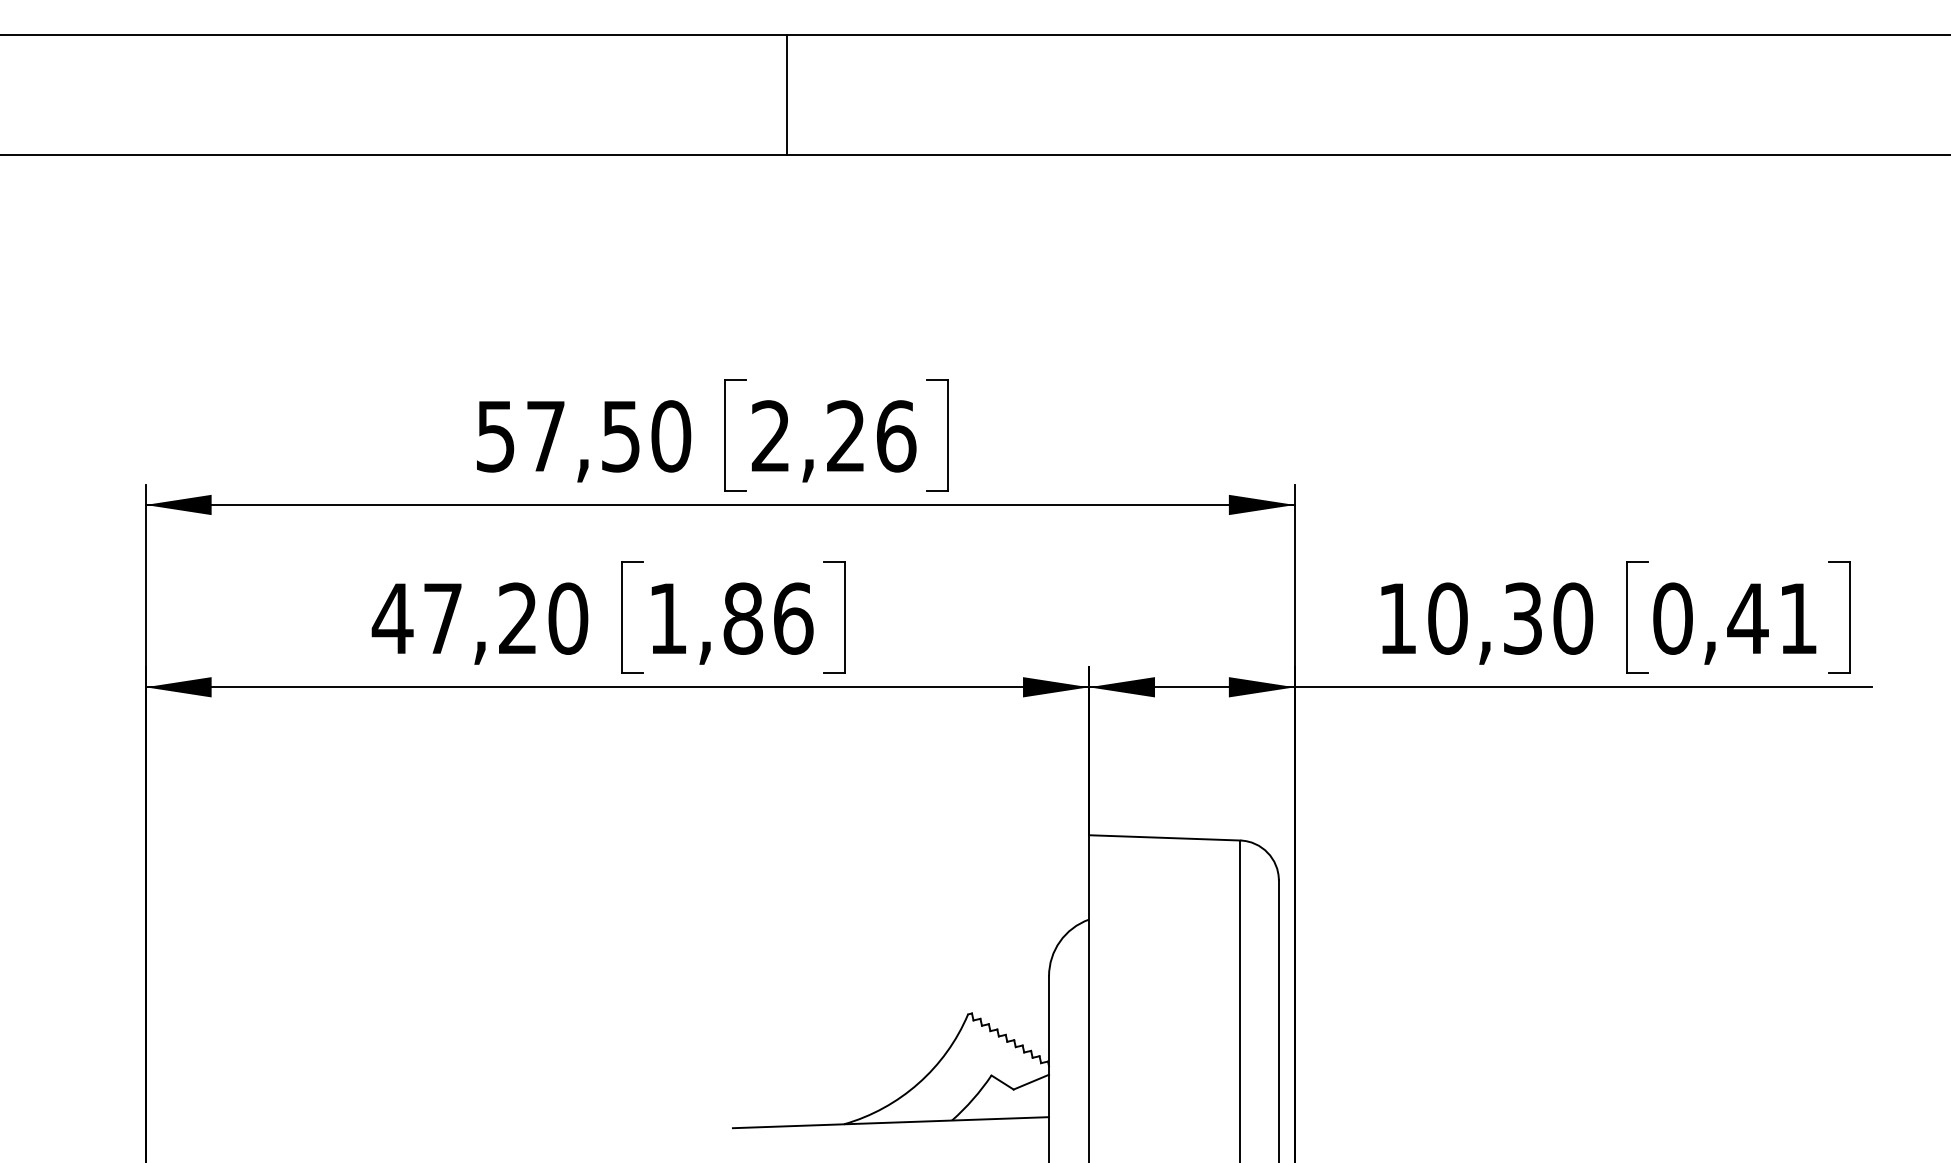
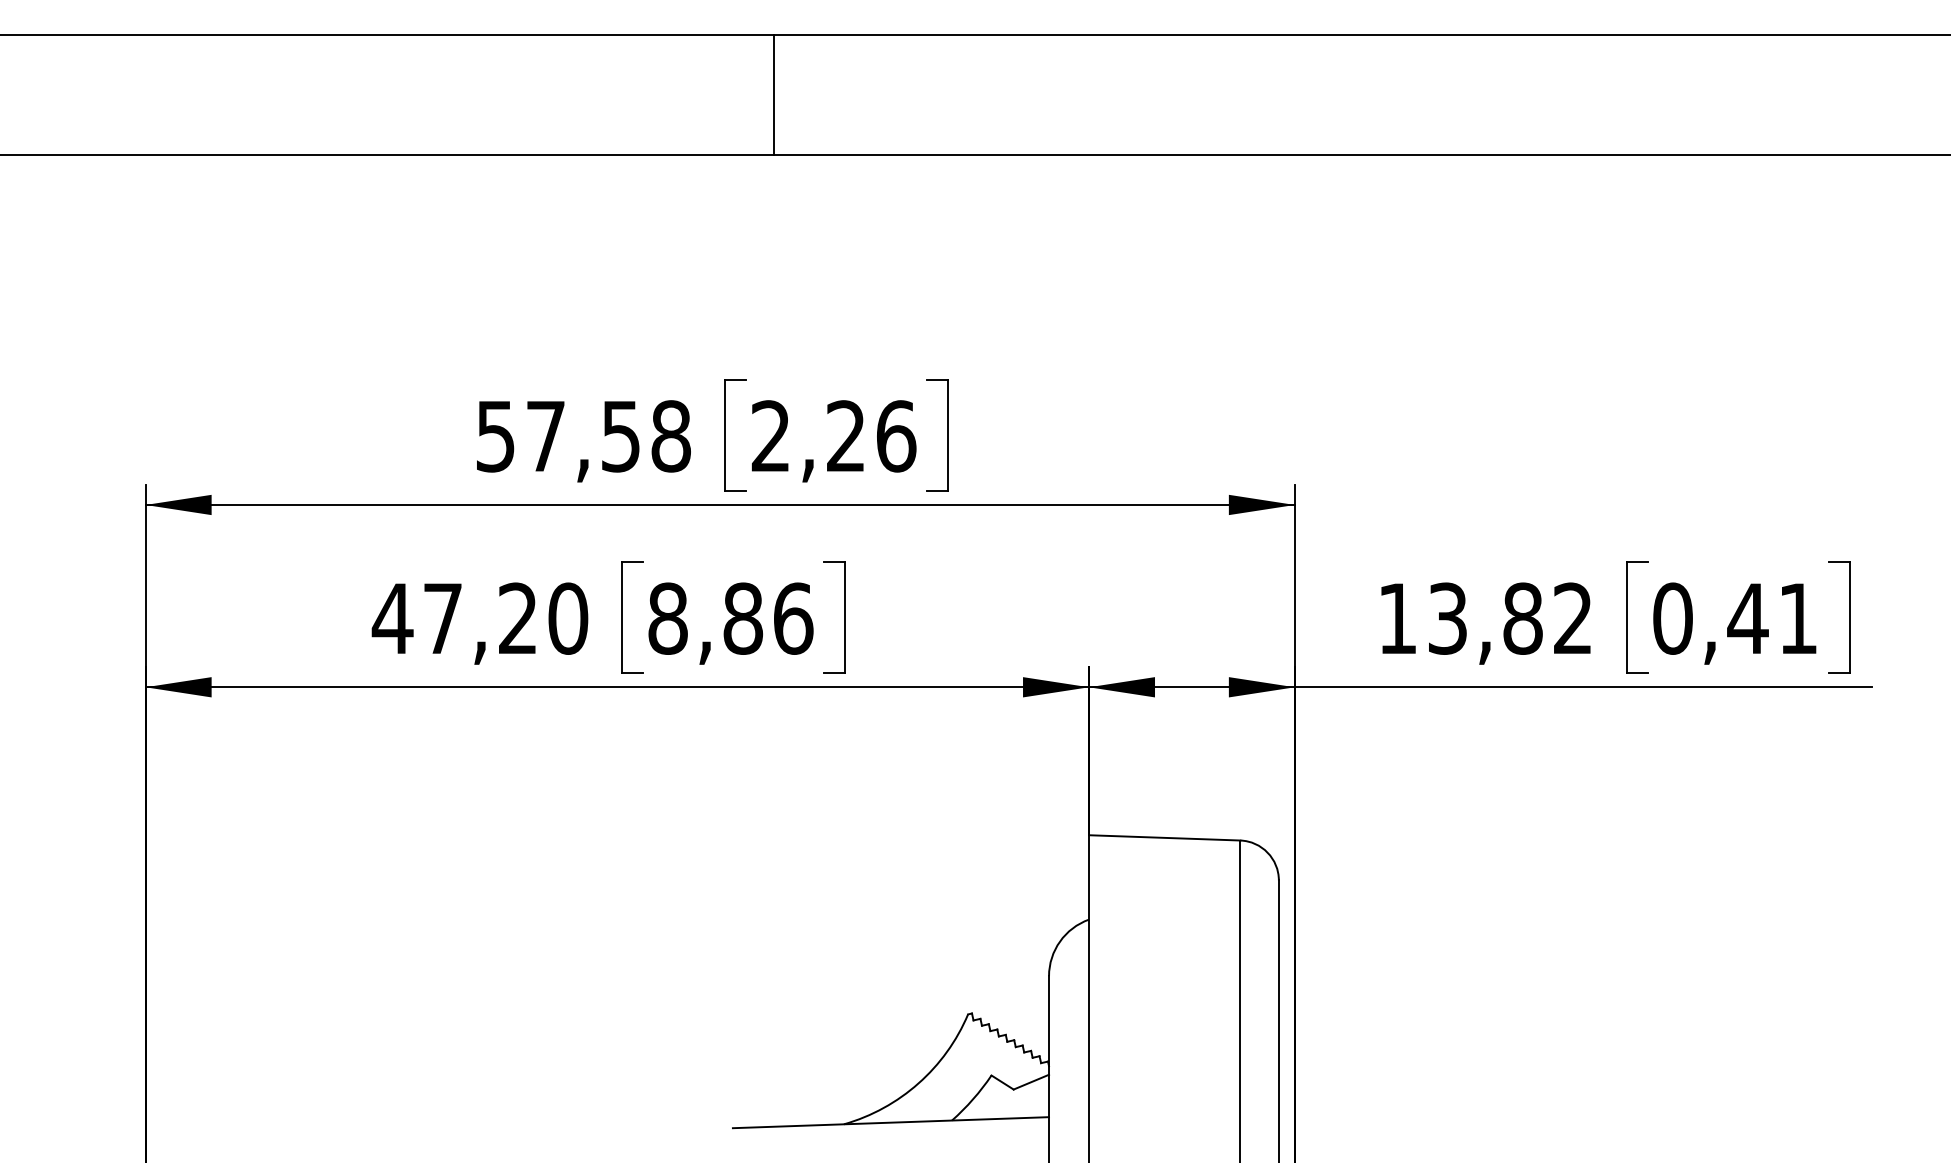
line position: (787, 94) -> (774, 94) (774, 94)
text: 57,50 -> 57,58 (671, 436)
text: 1,86 -> 8,86 (667, 618)
text: 10,30 -> 13,82 (1510, 618)
